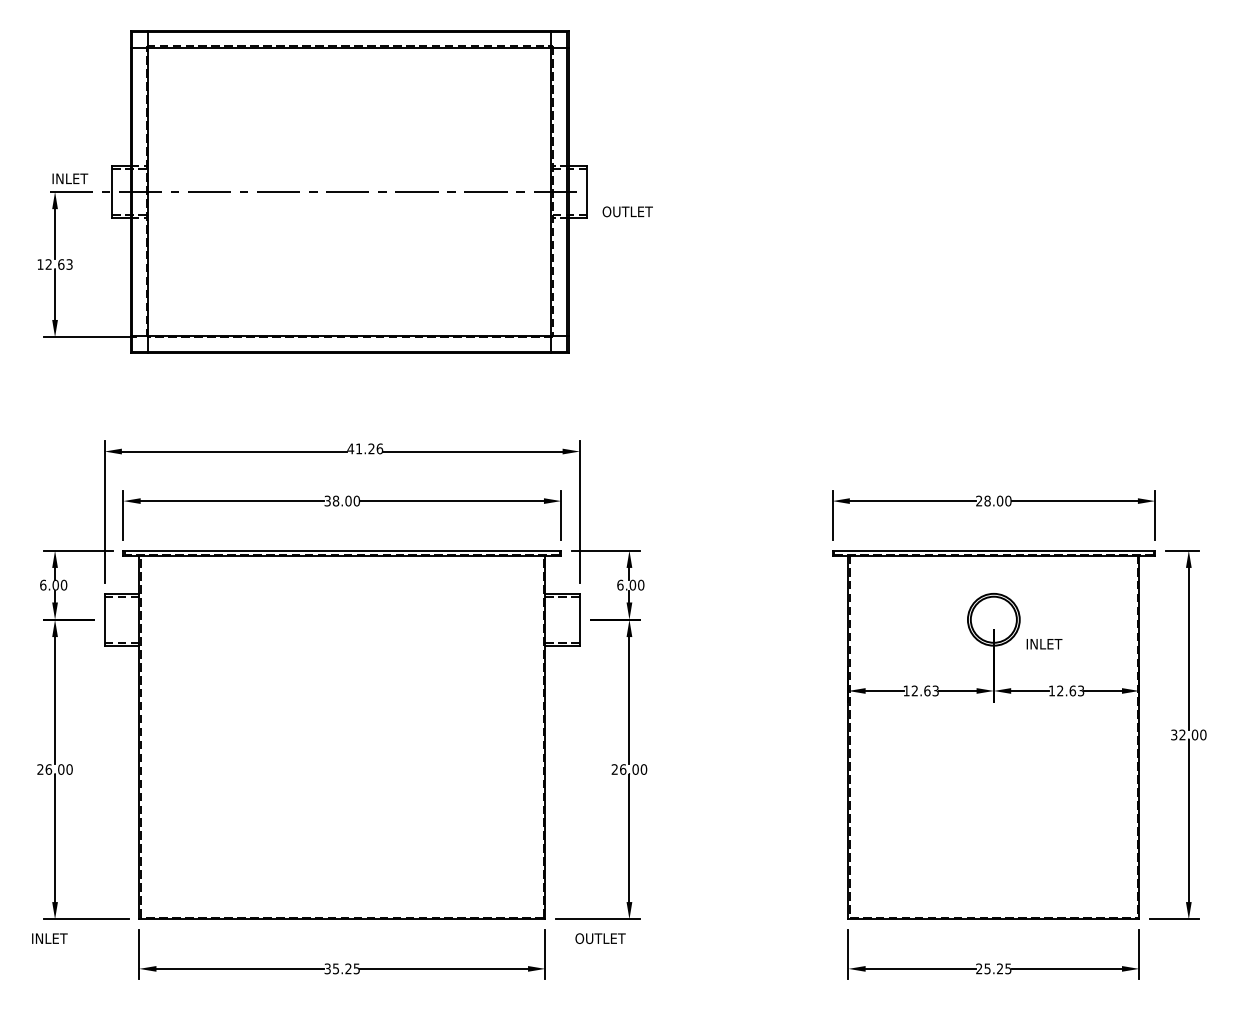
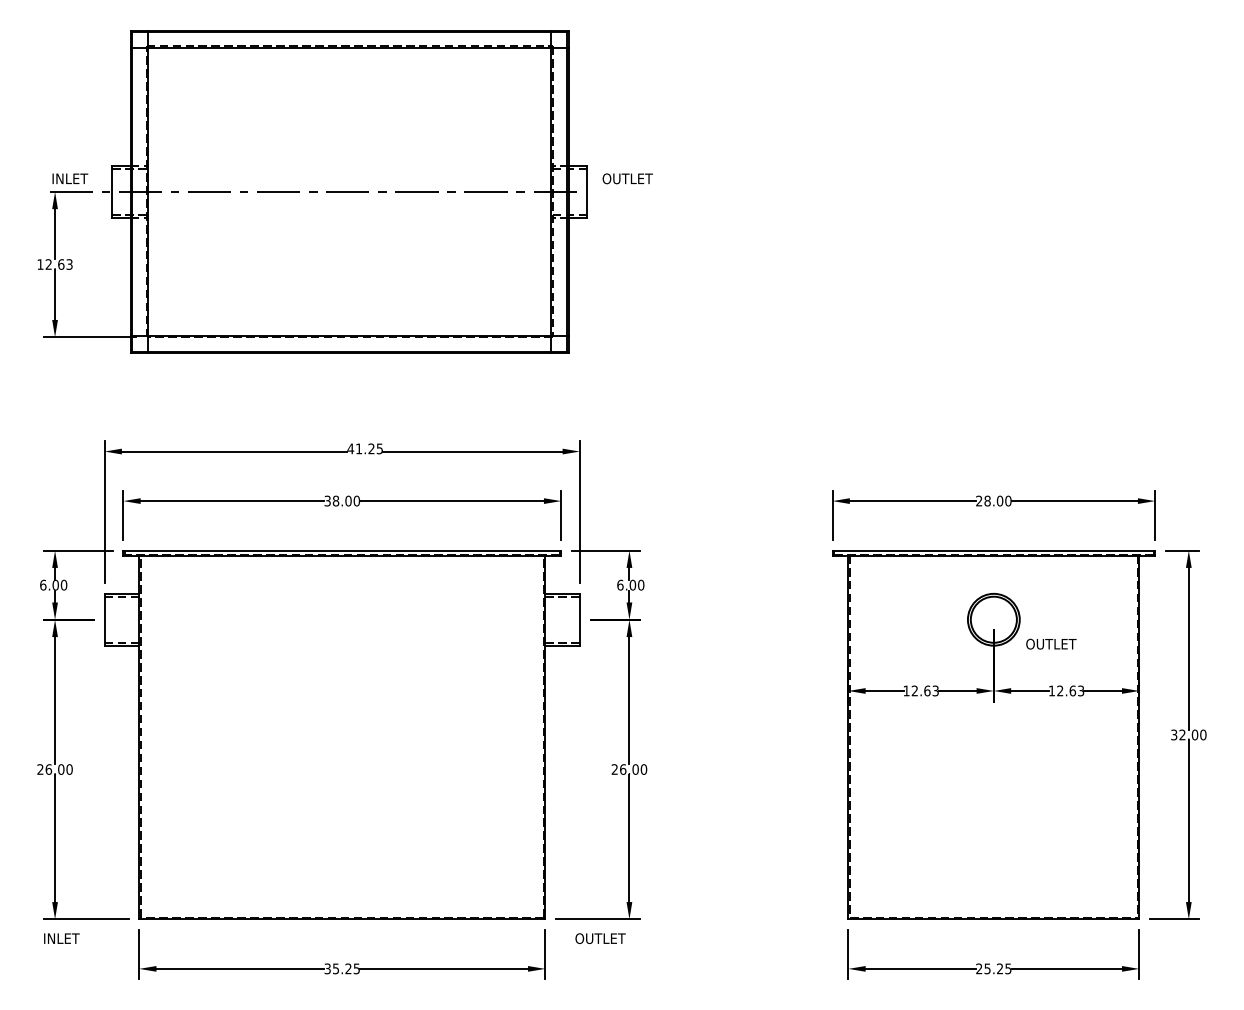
text position: (627, 211) -> (627, 178) (627, 178)
text: 41.26 -> 41.25 (379, 448)
text: INLET -> OUTLET (1051, 643)
text position: (49, 938) -> (61, 938) (61, 938)
